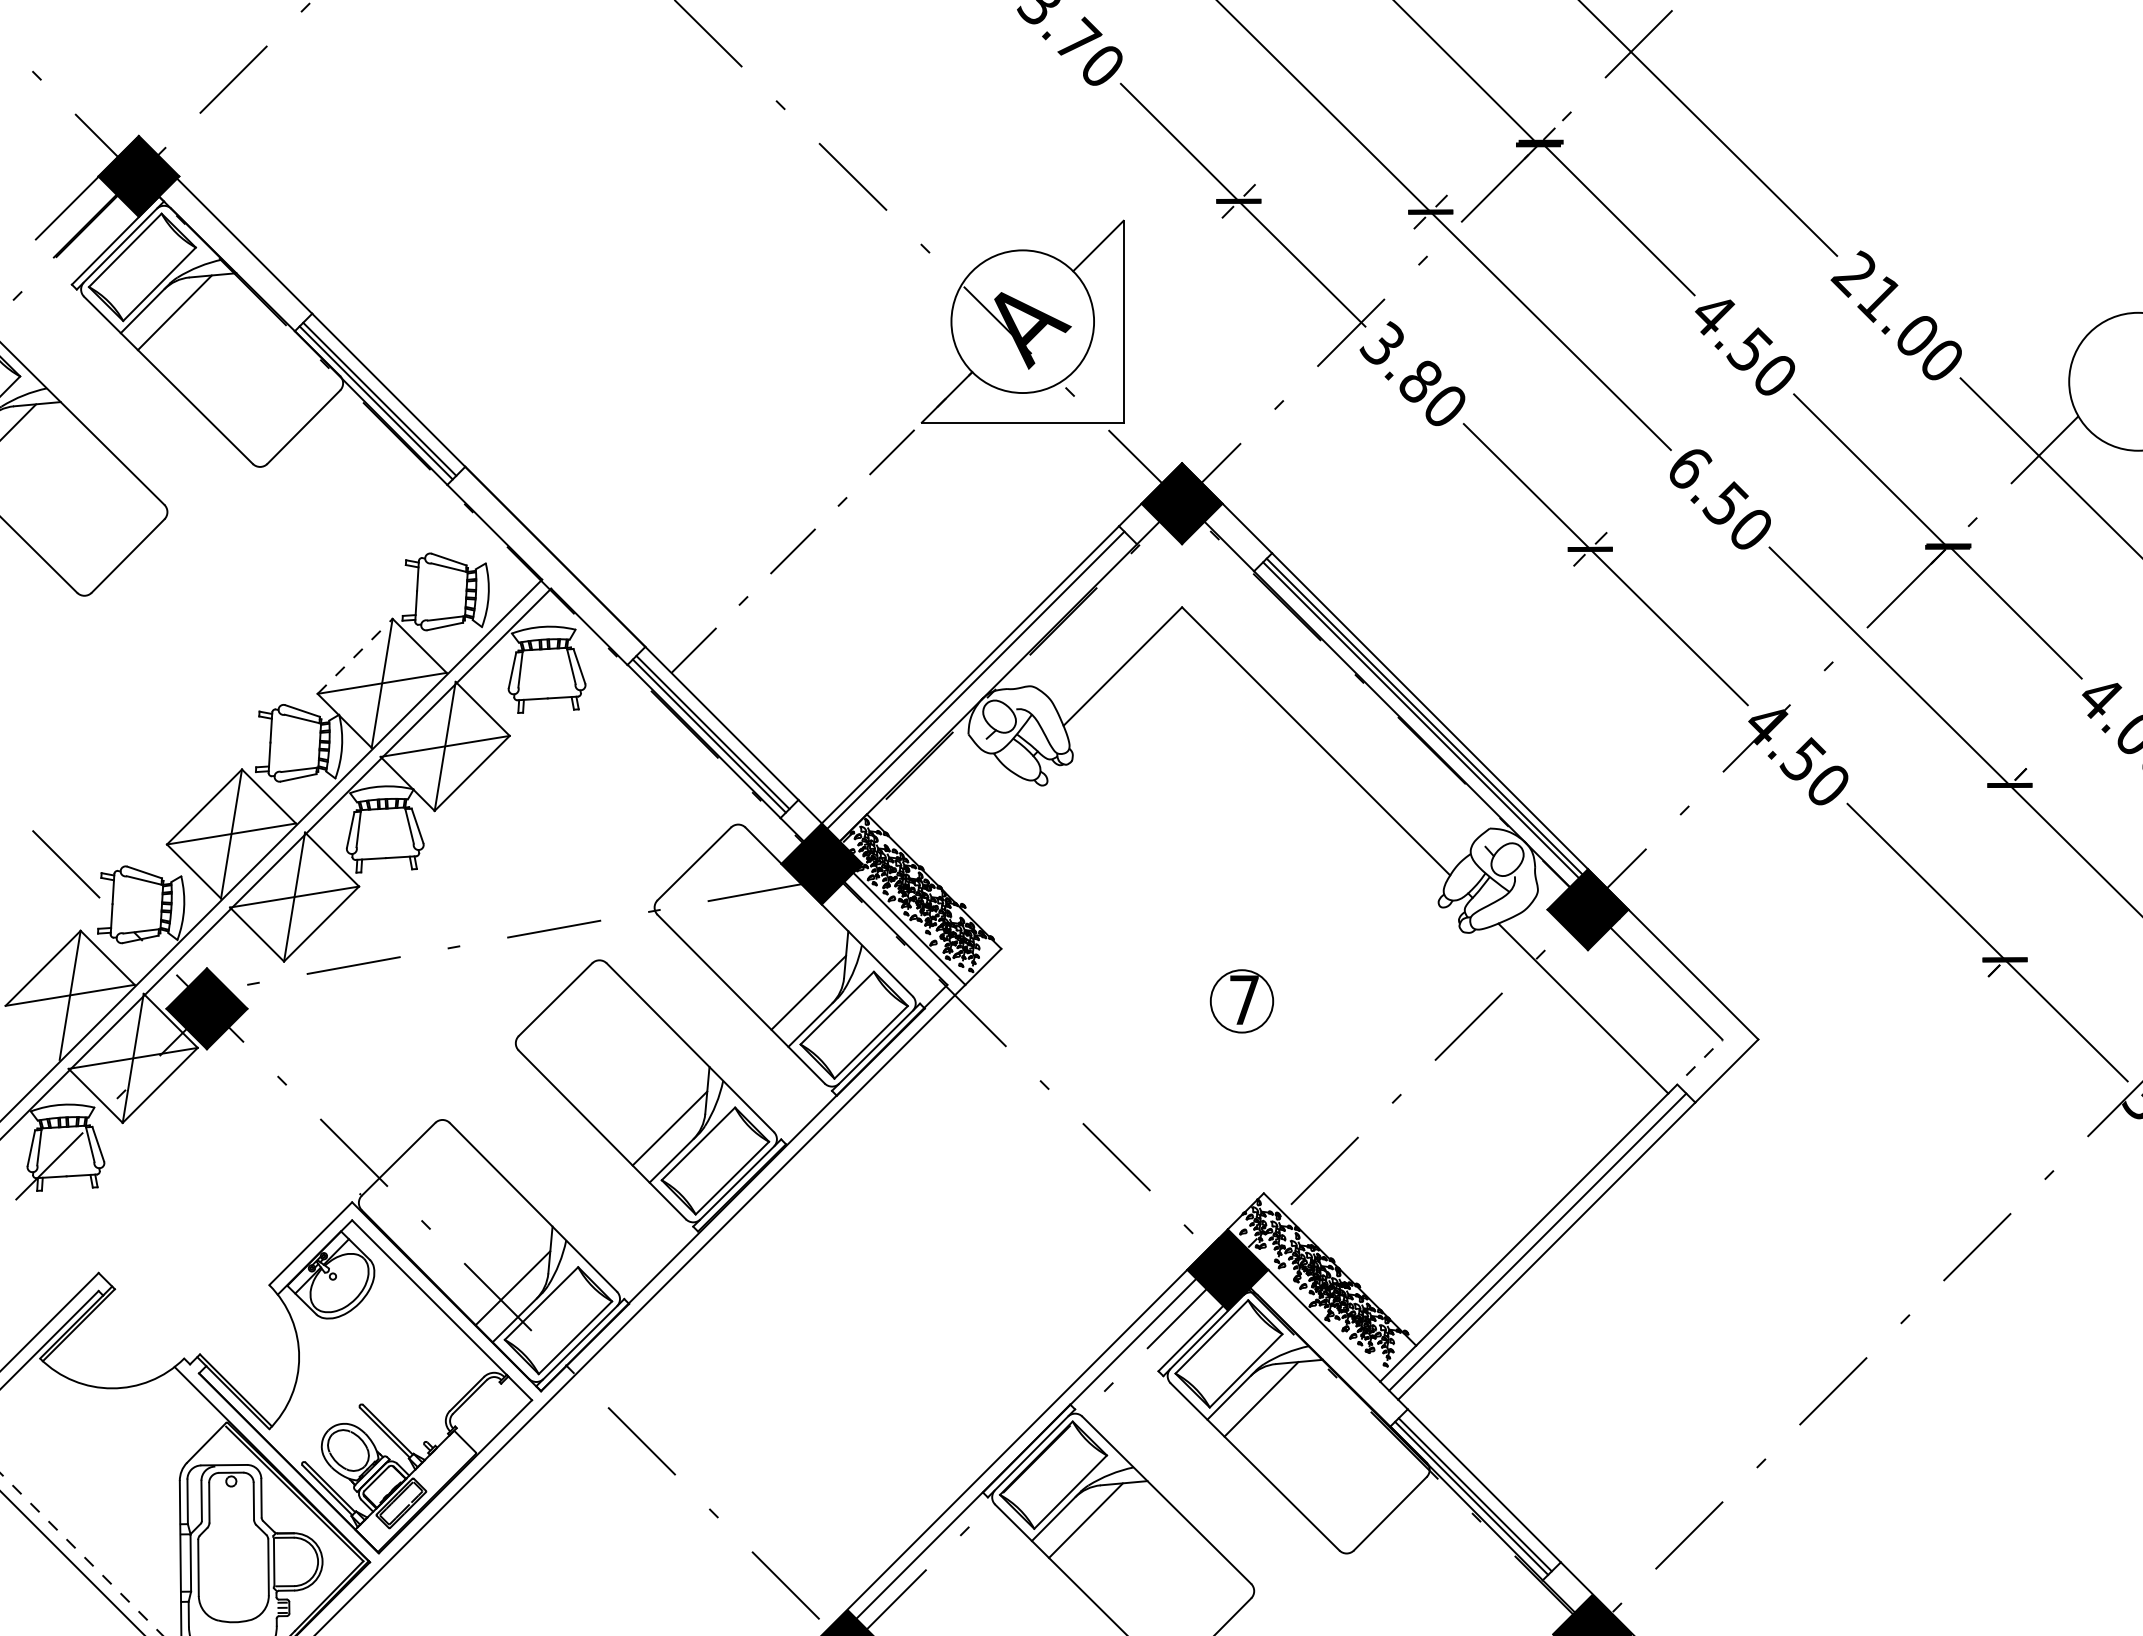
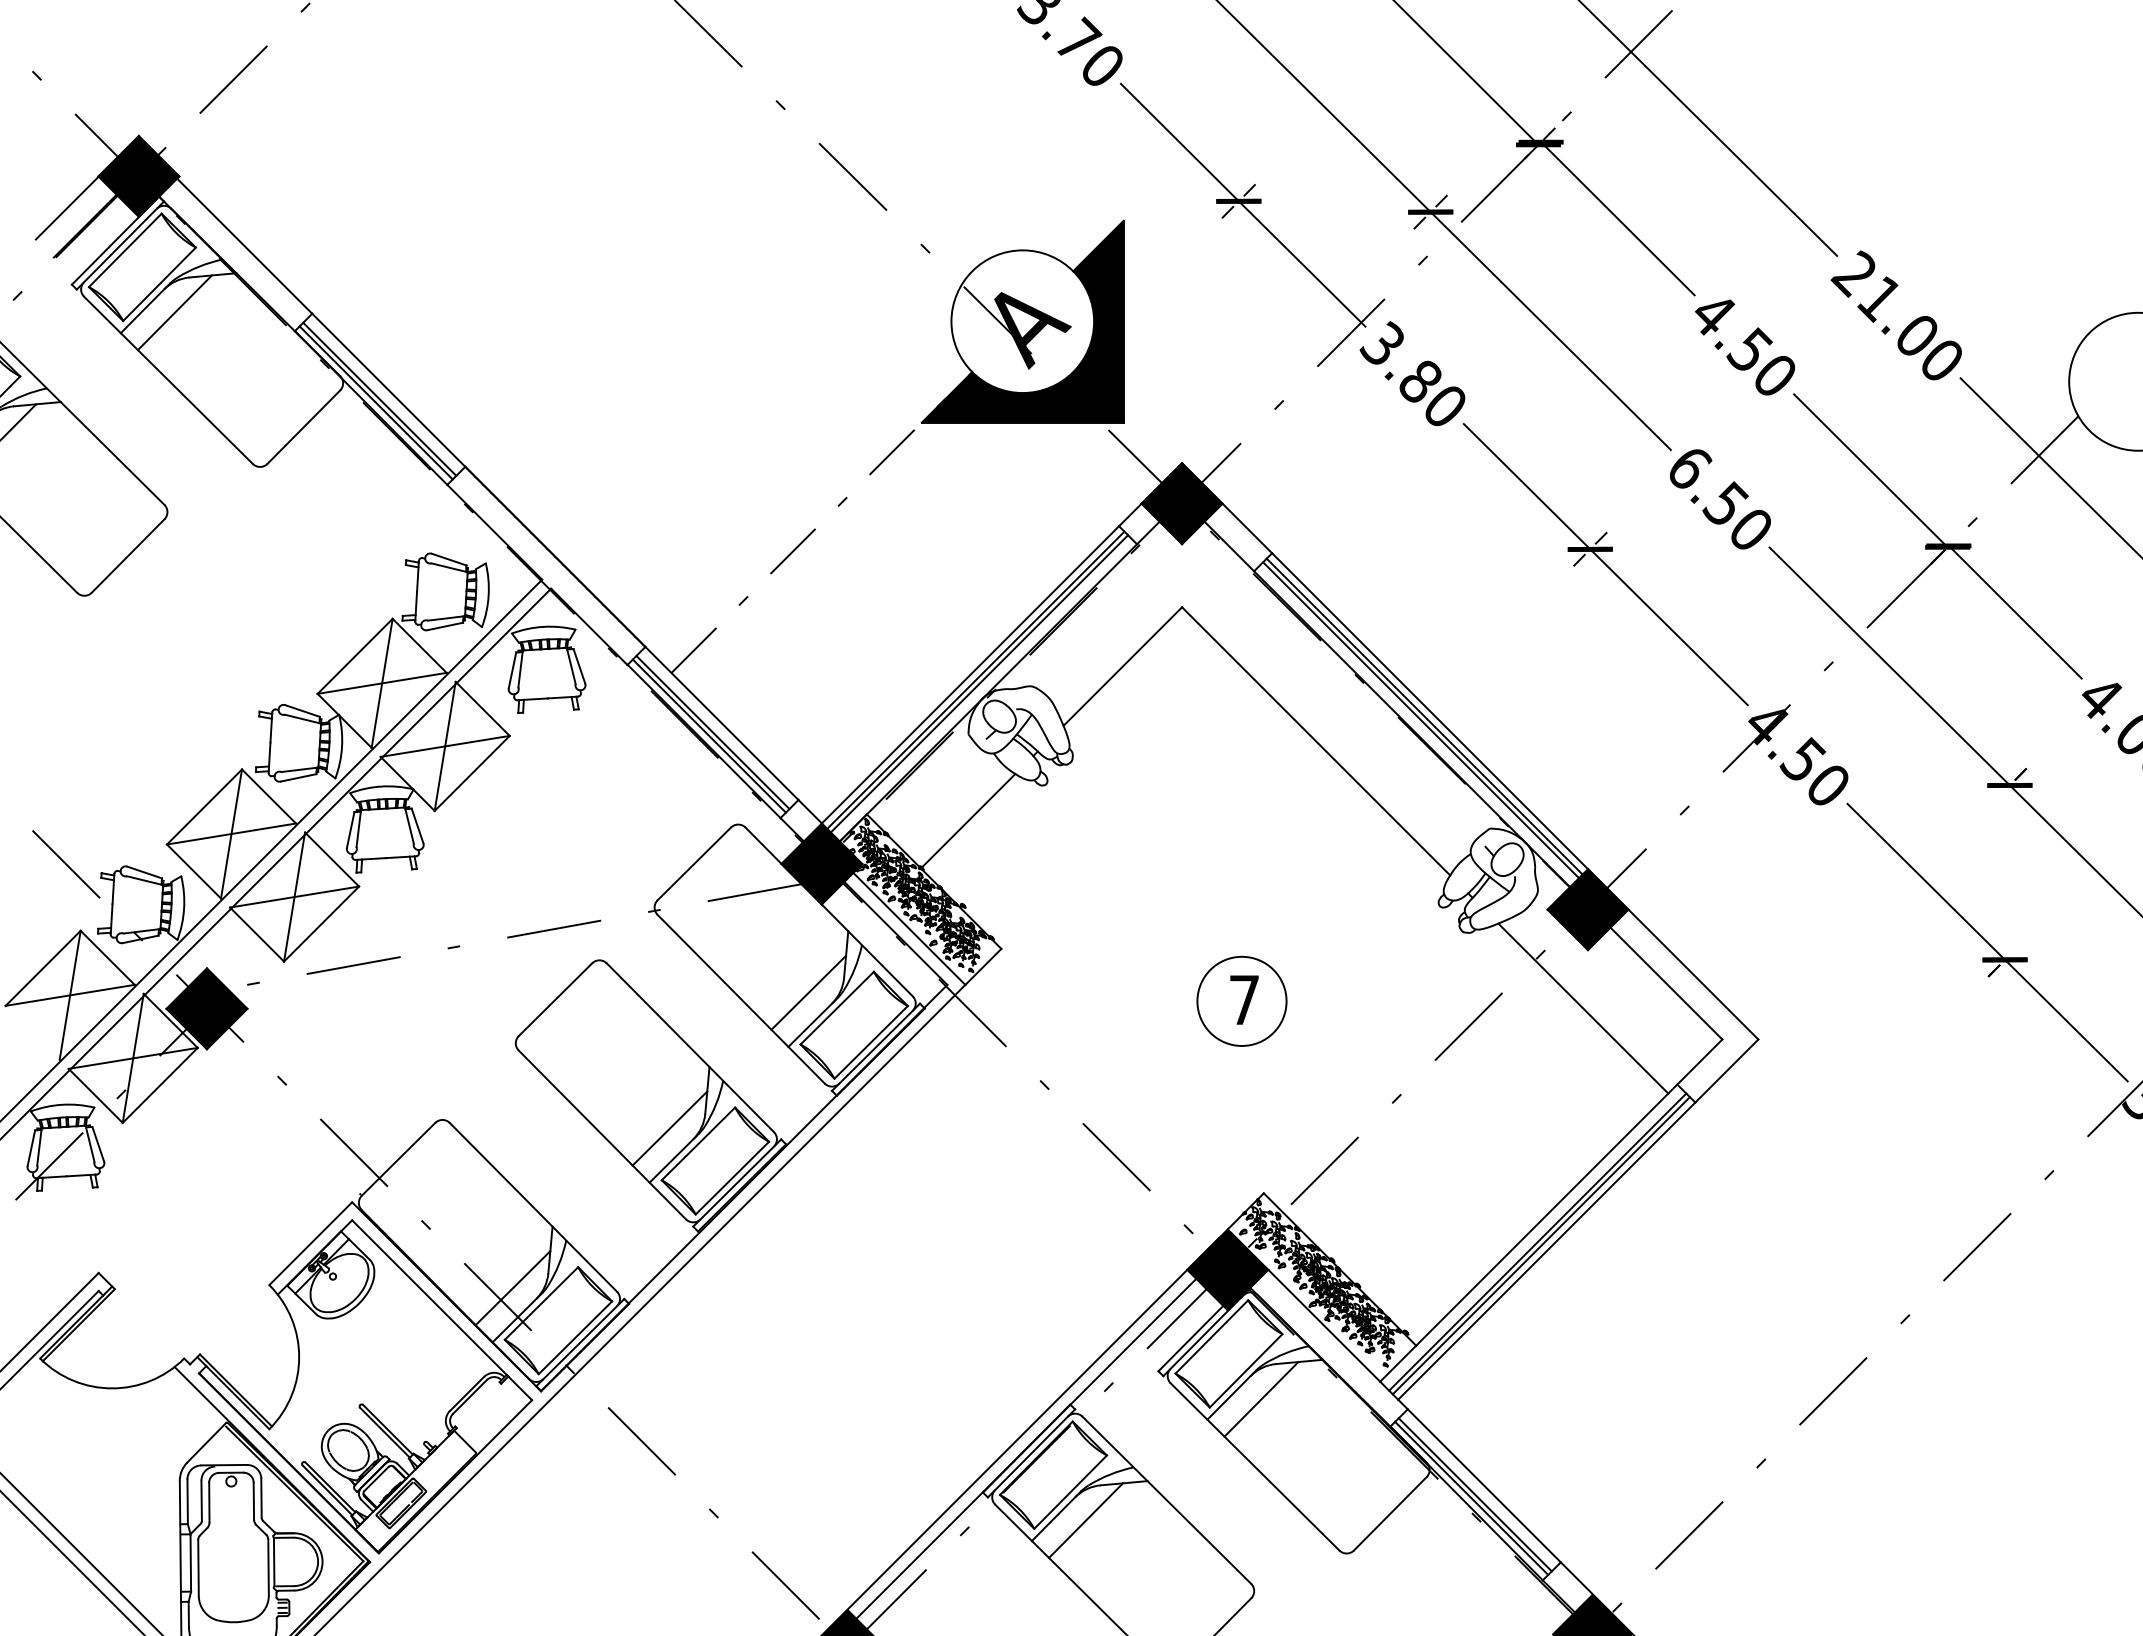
fill: none -> present (1022, 321)
line: dashed -> solid (355, 656)
line: none -> present (979, 683)
line: none -> present (967, 821)
circle diameter: 62 px -> 89 px (1241, 1000)
line: dashed -> solid (1695, 1066)
line: none -> present (1540, 1245)
line: dashed -> solid (81, 1554)
